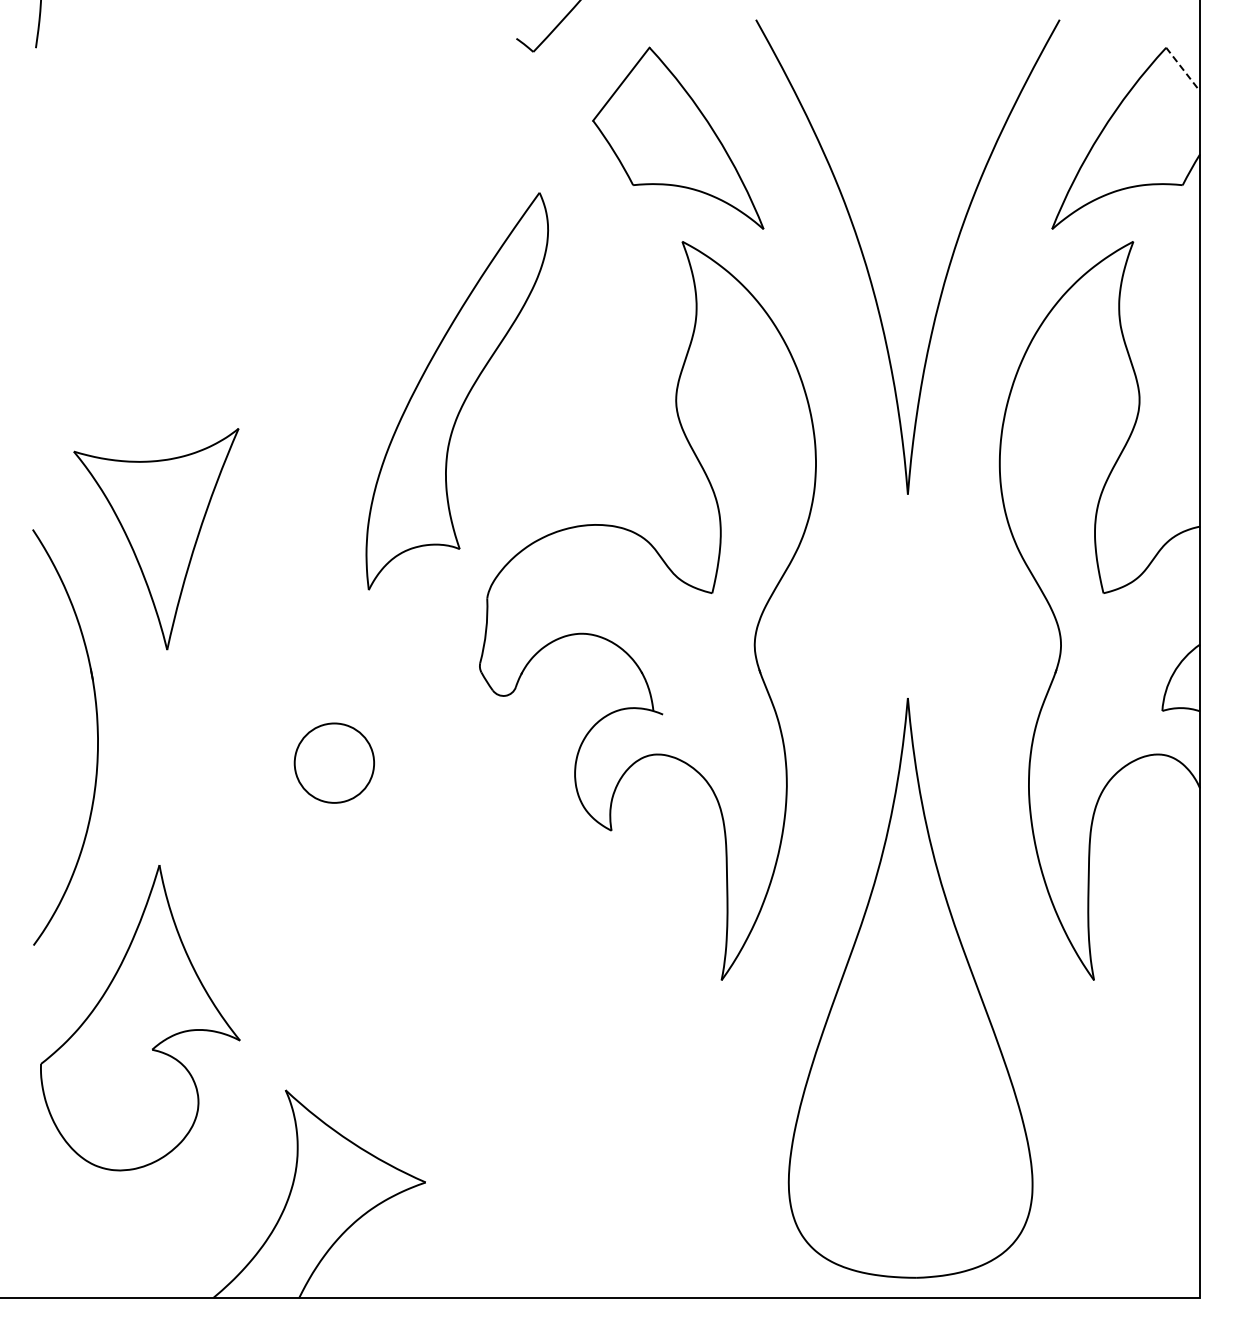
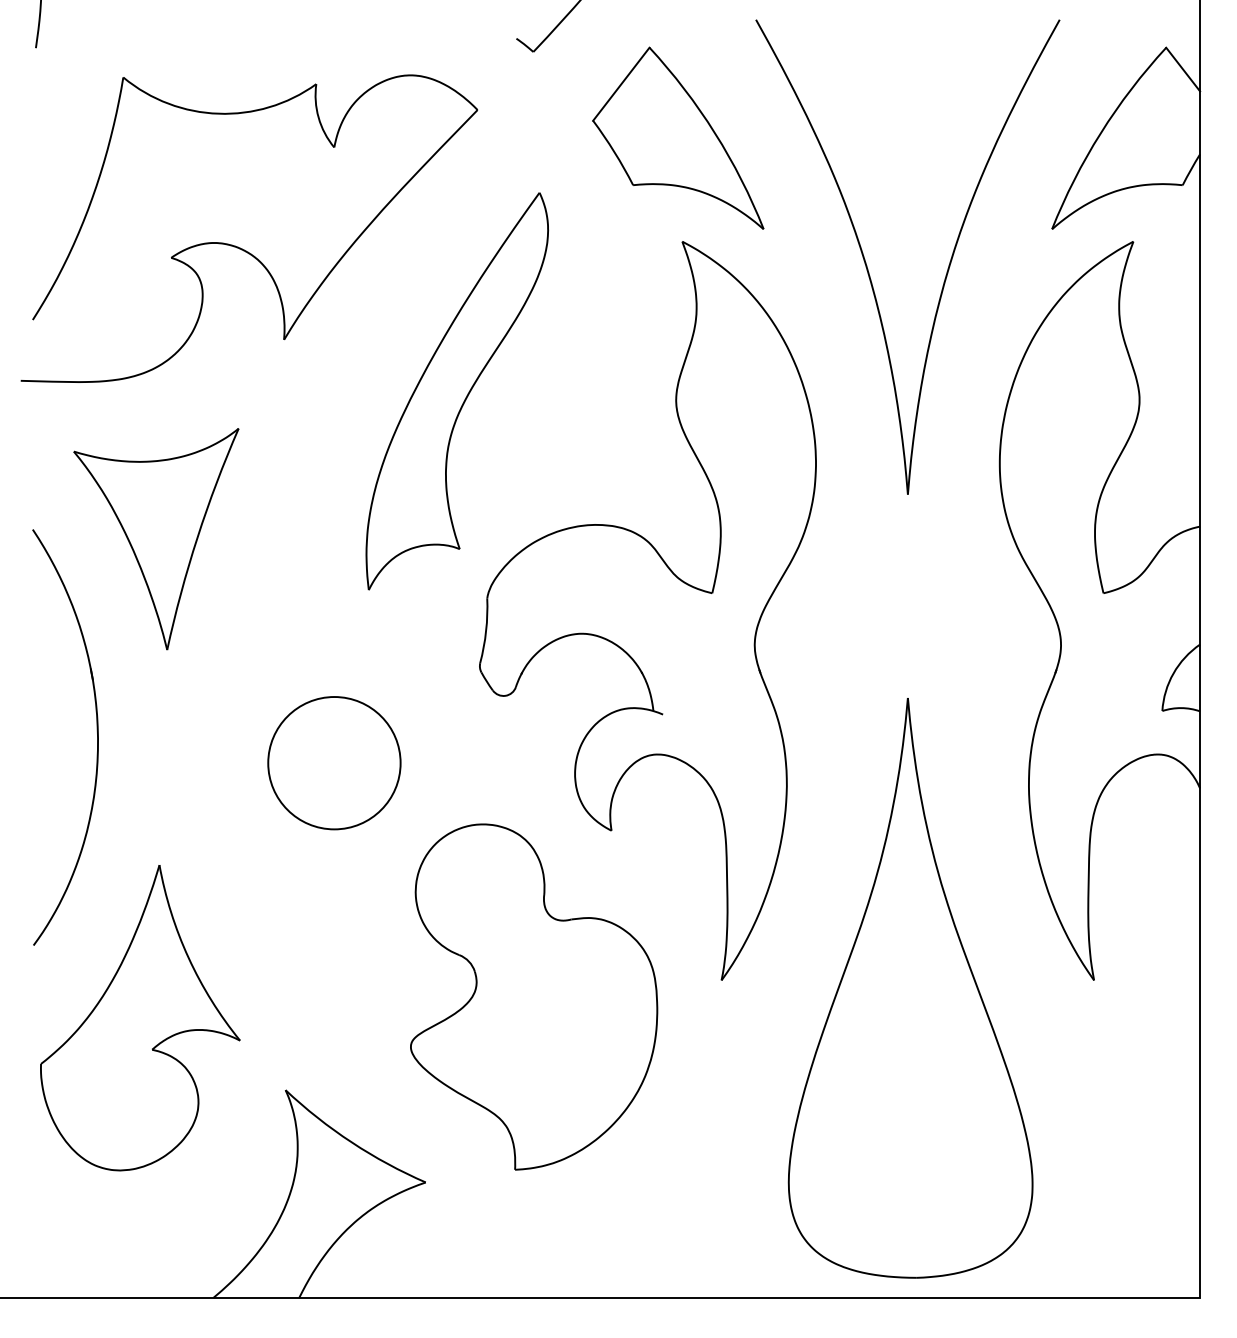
line: dashed -> solid (1183, 69)
part: none -> present (238, 246)
circle diameter: 79 px -> 132 px (334, 763)
part: none -> present (534, 996)
